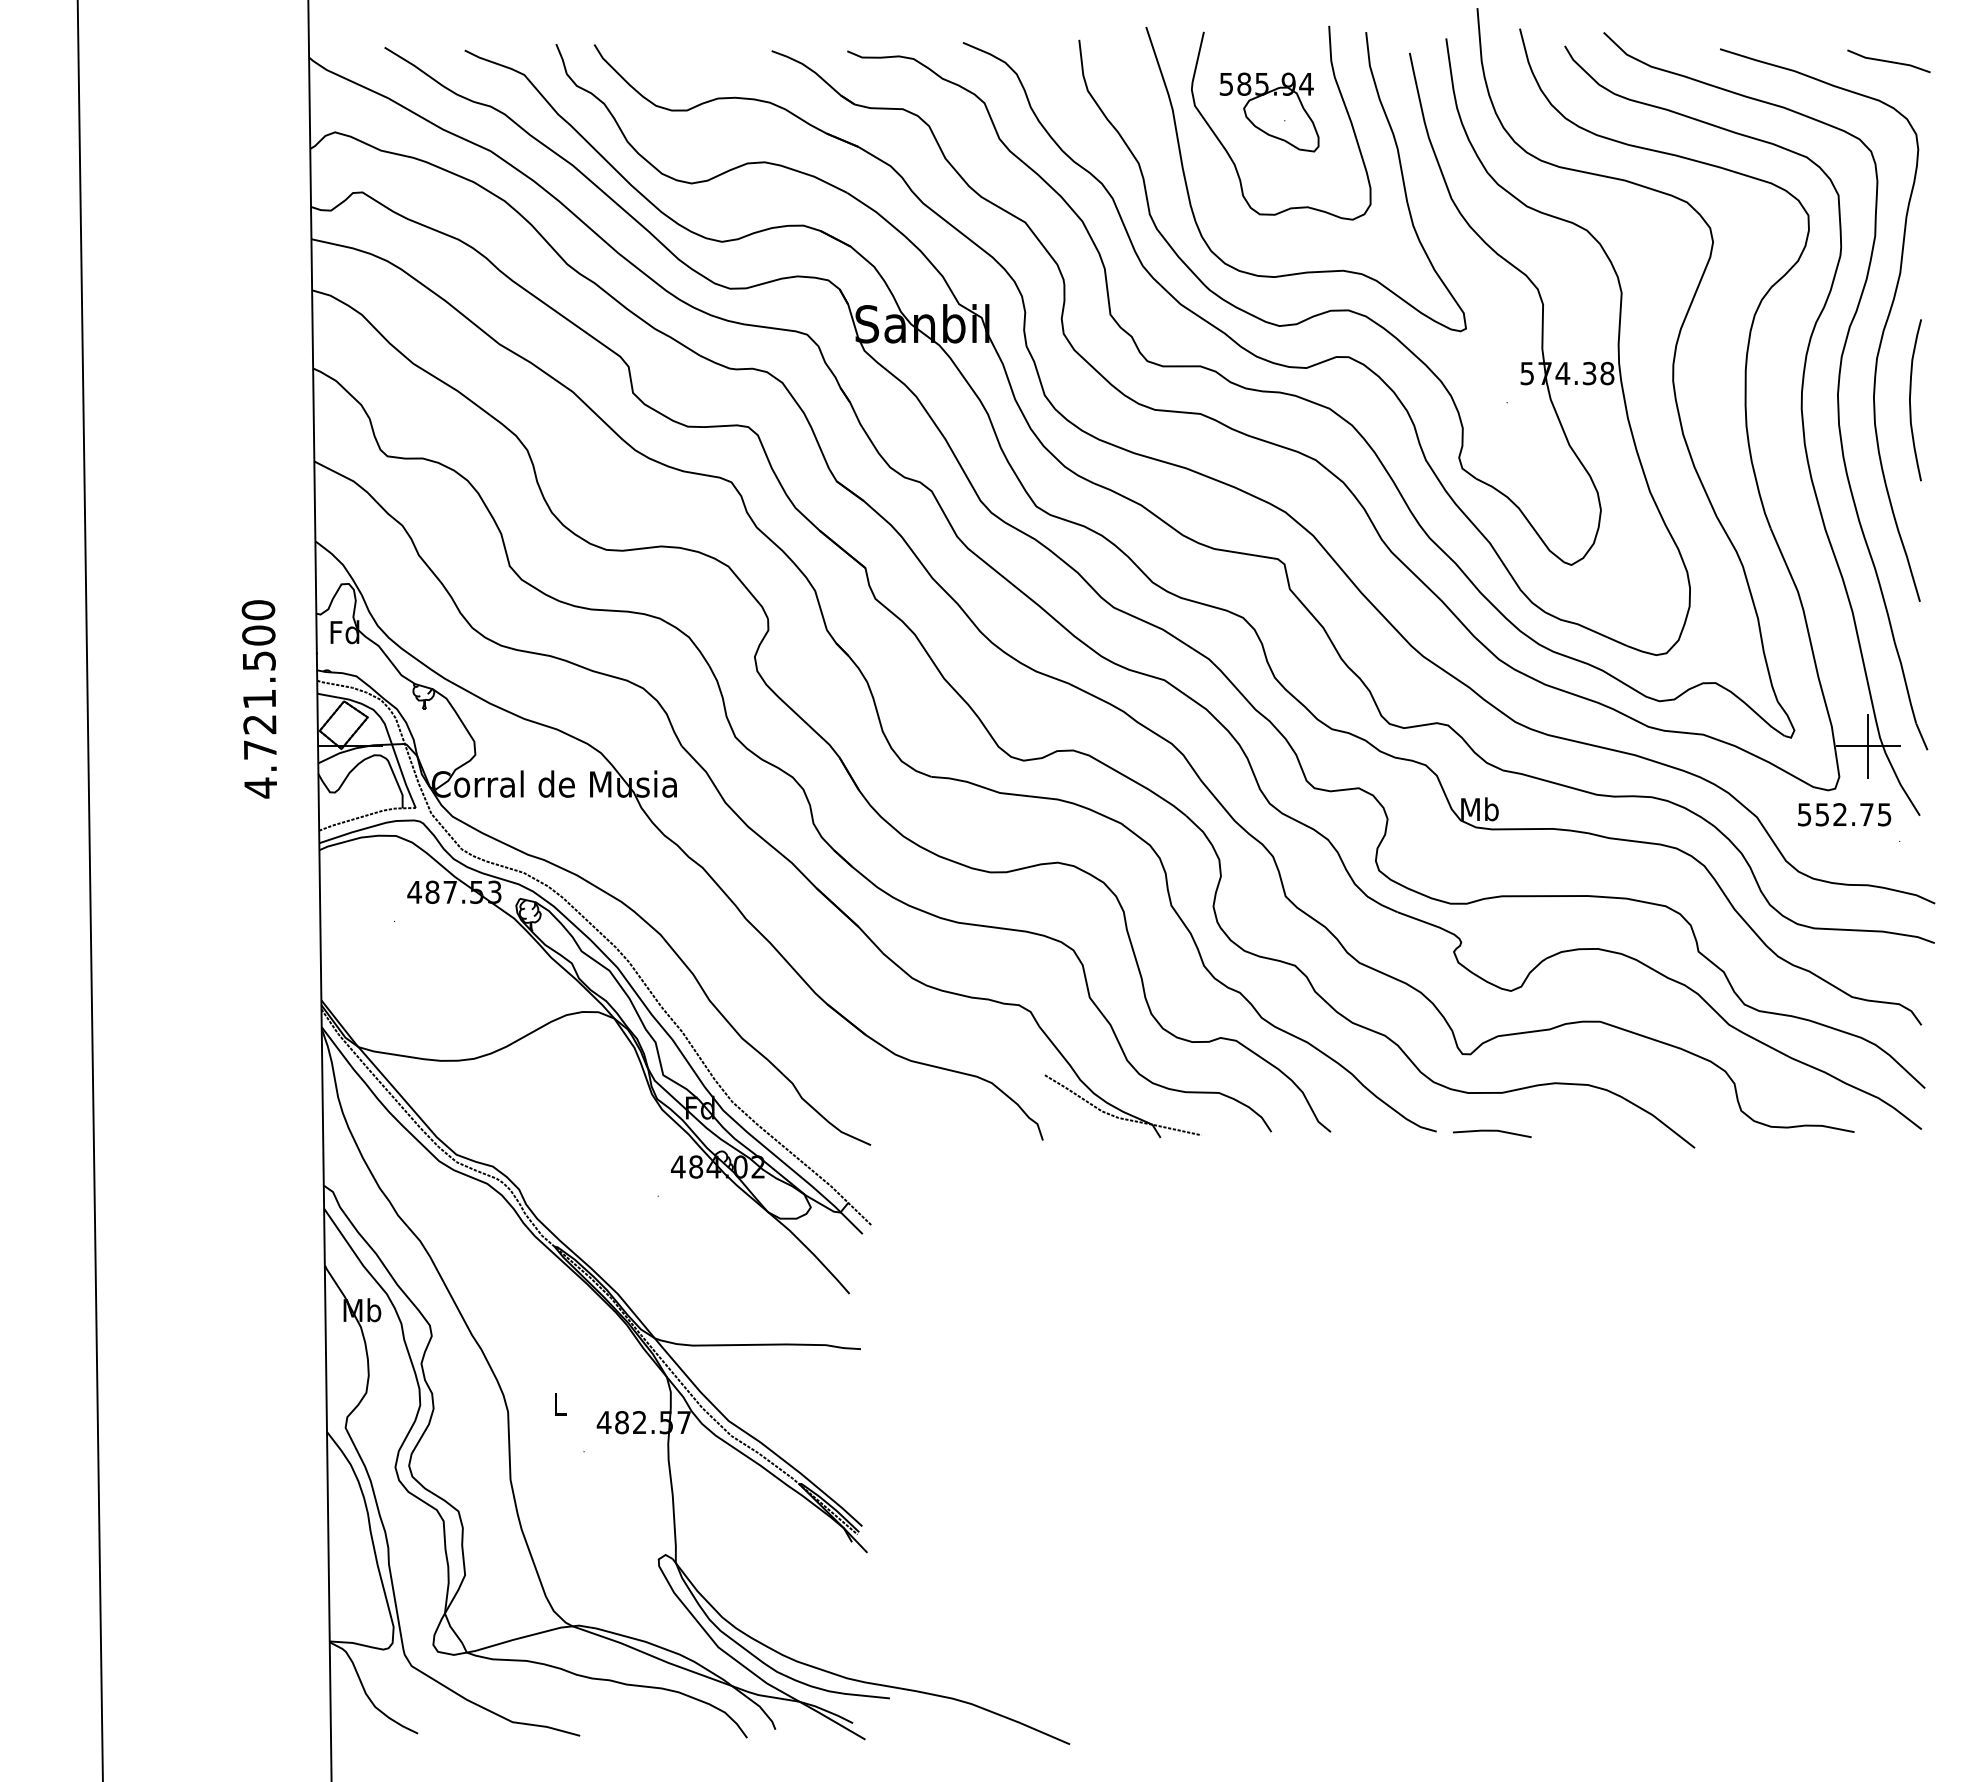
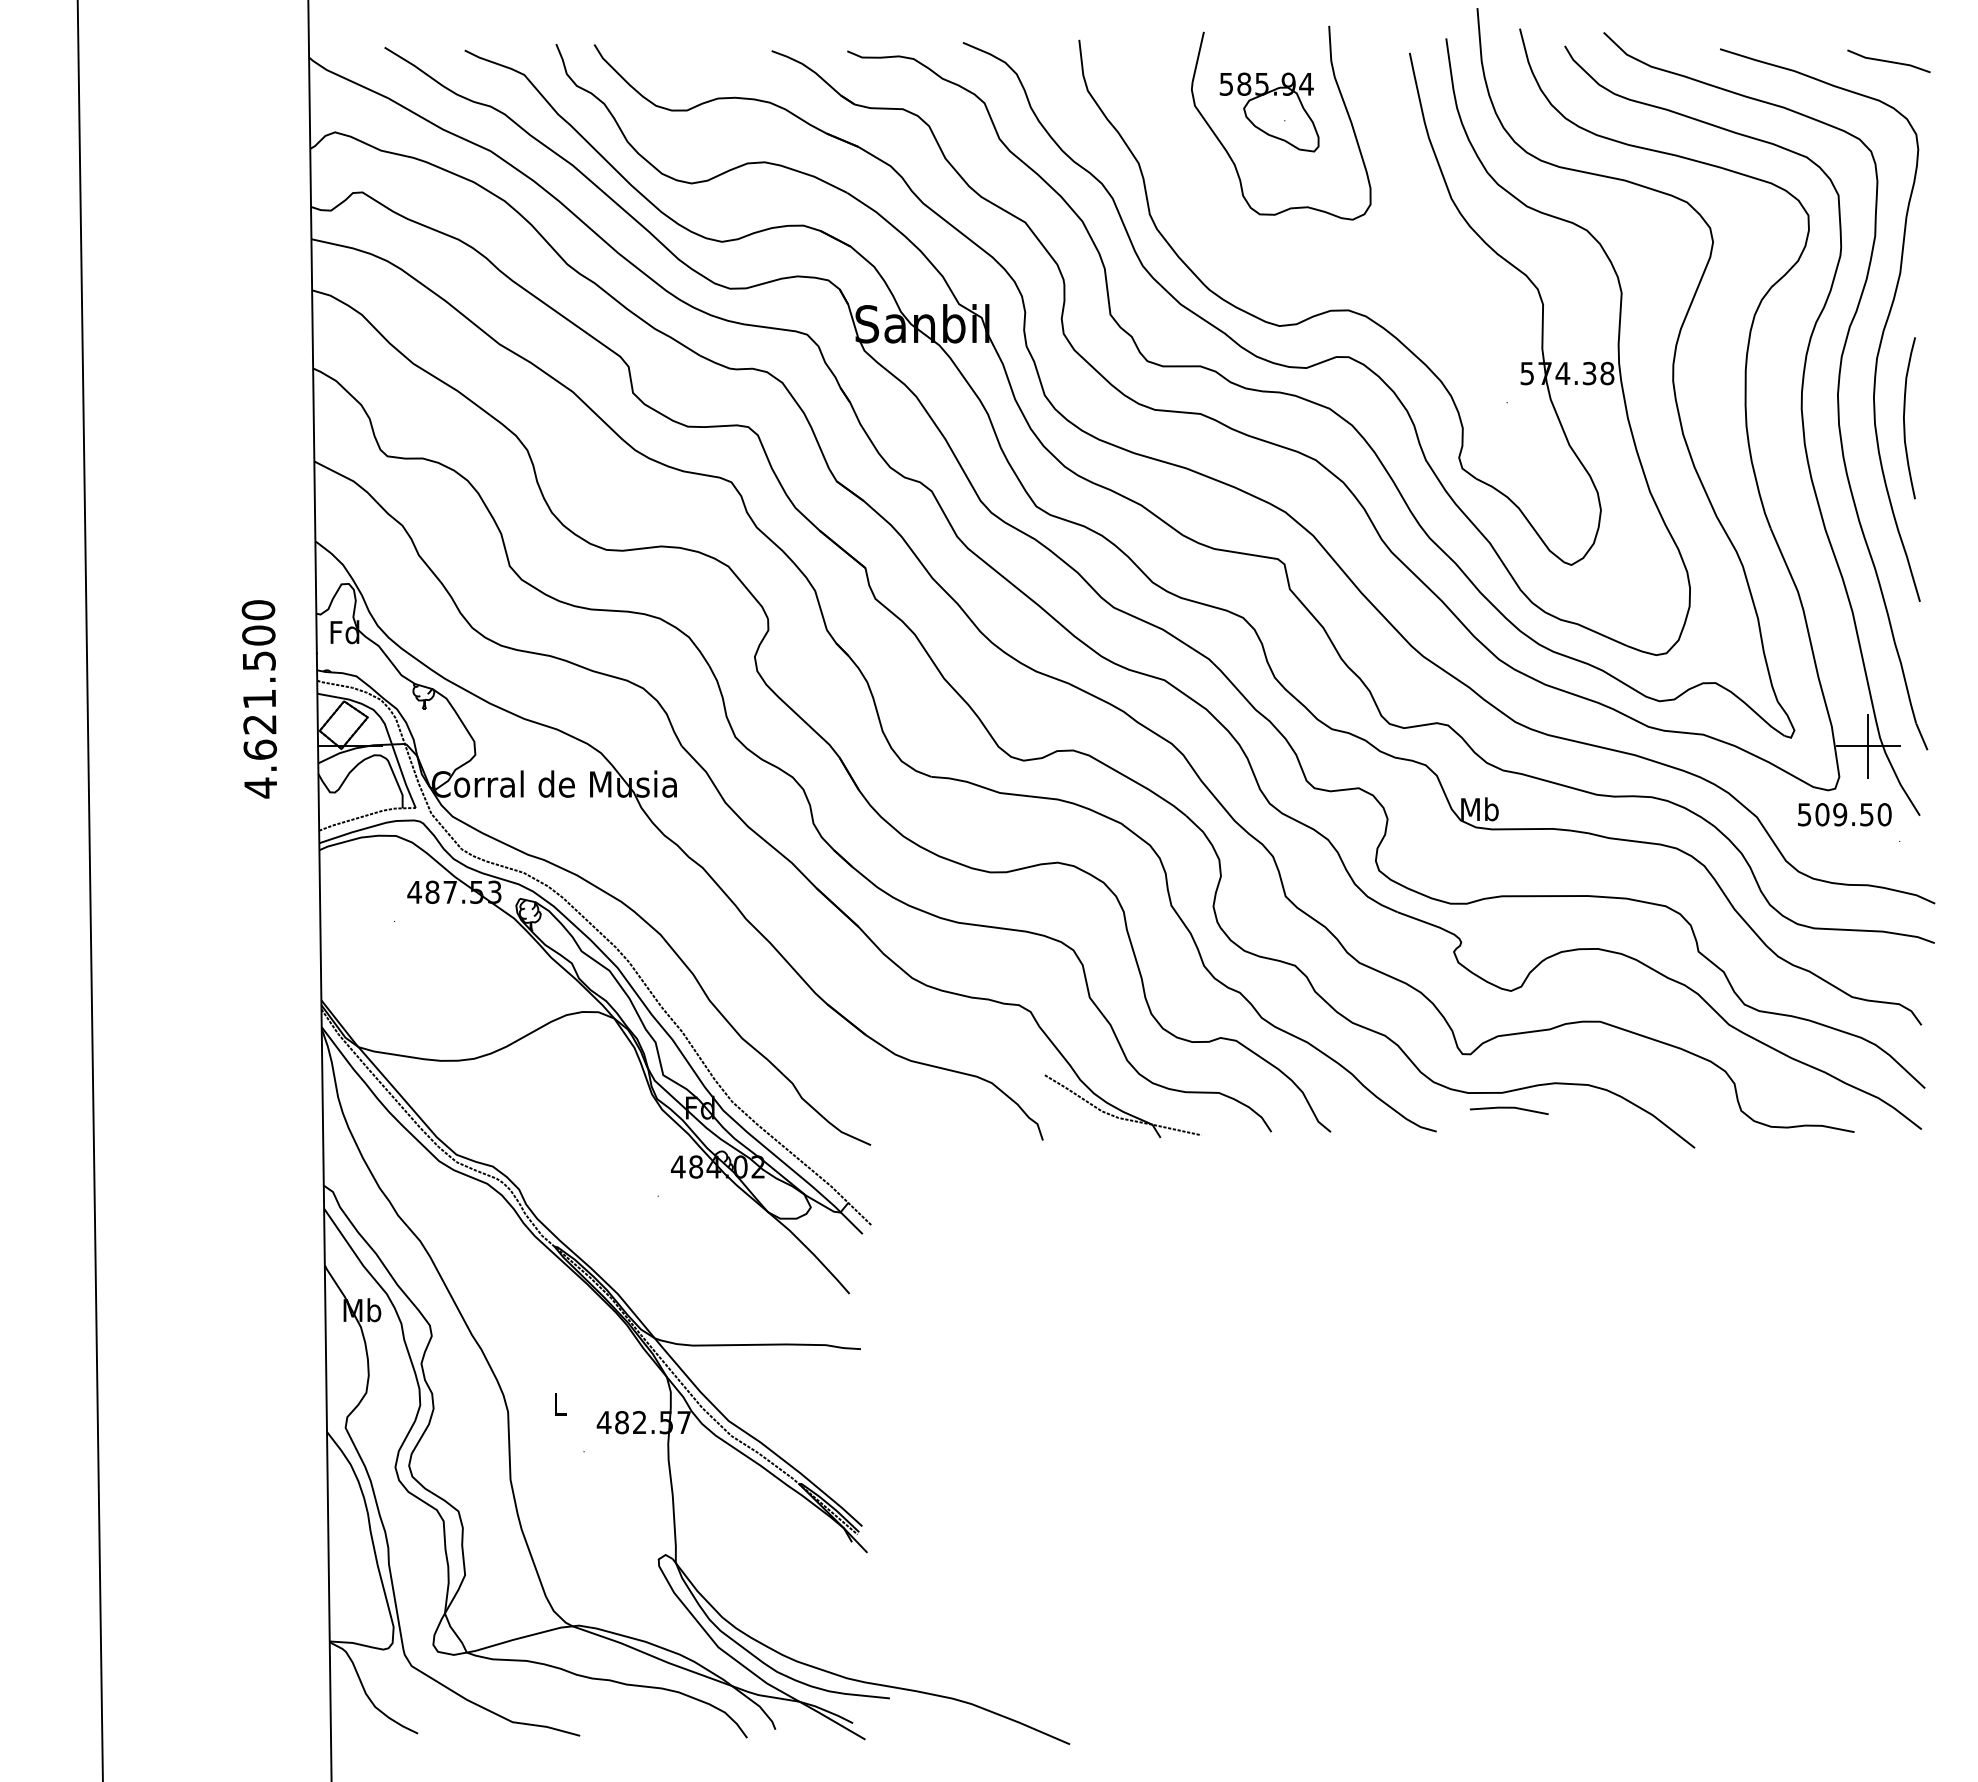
curve: present -> none (1305, 271)
curve position: (1910, 400) -> (1904, 418) (1904, 418)
text: 4.721.500 -> 4.621.500 (260, 749)
text: 552.75 -> 509.50 (1853, 814)
line position: (1492, 1131) -> (1509, 1108) (1509, 1108)
